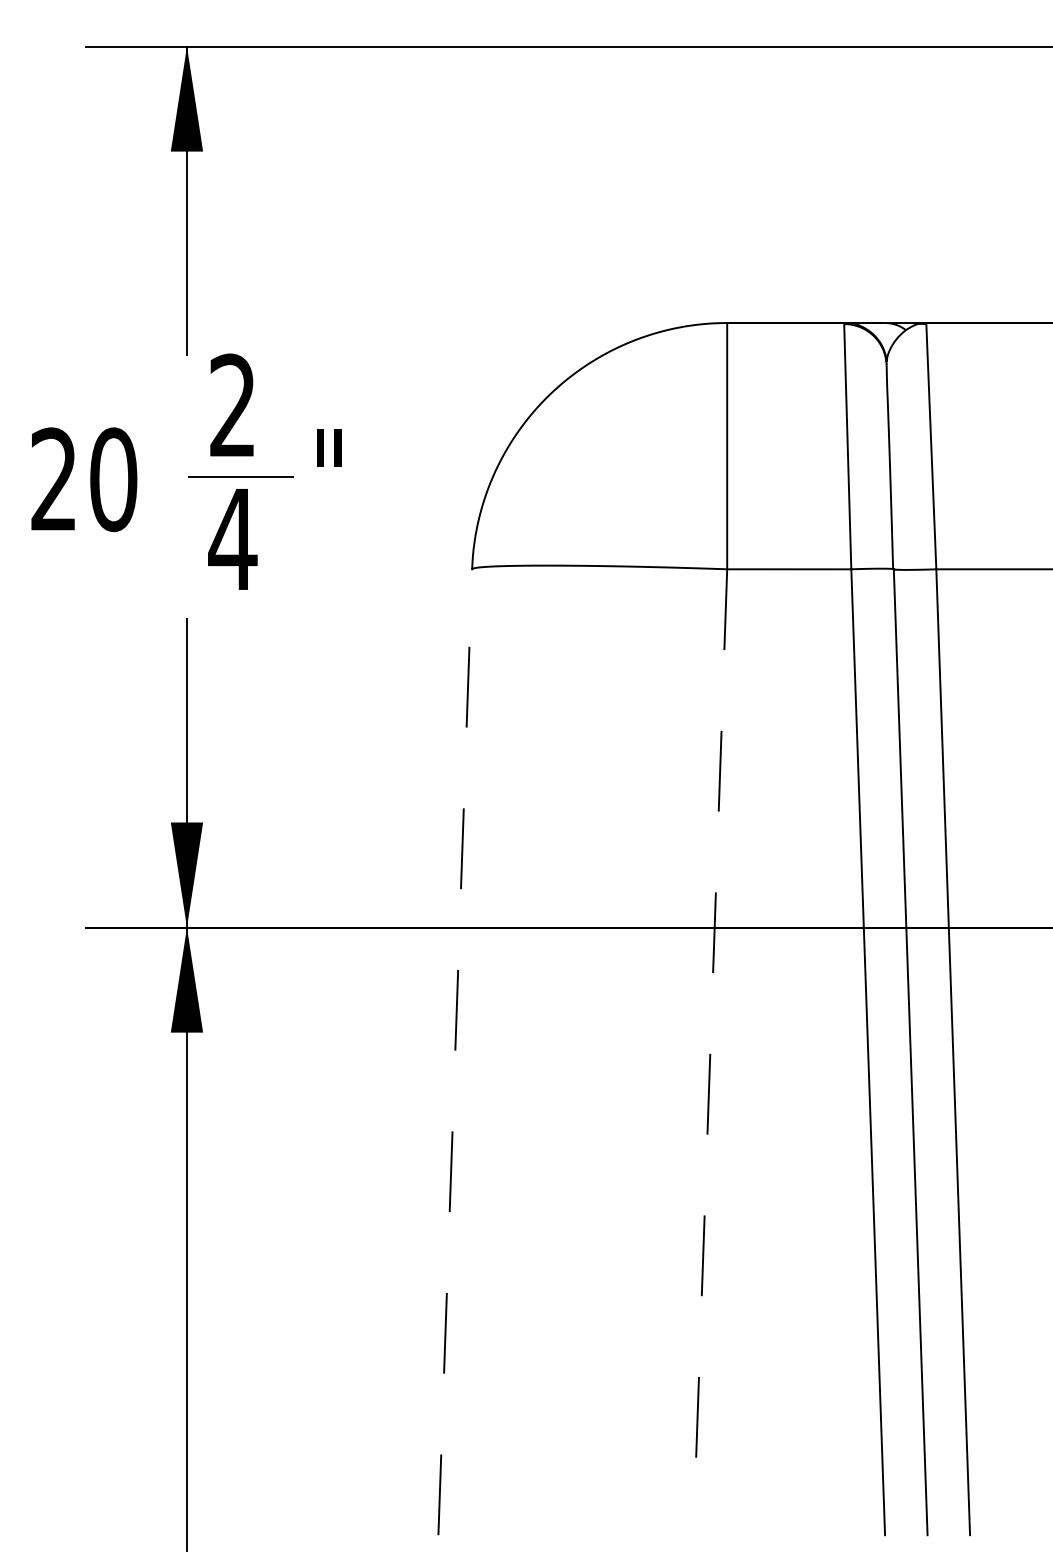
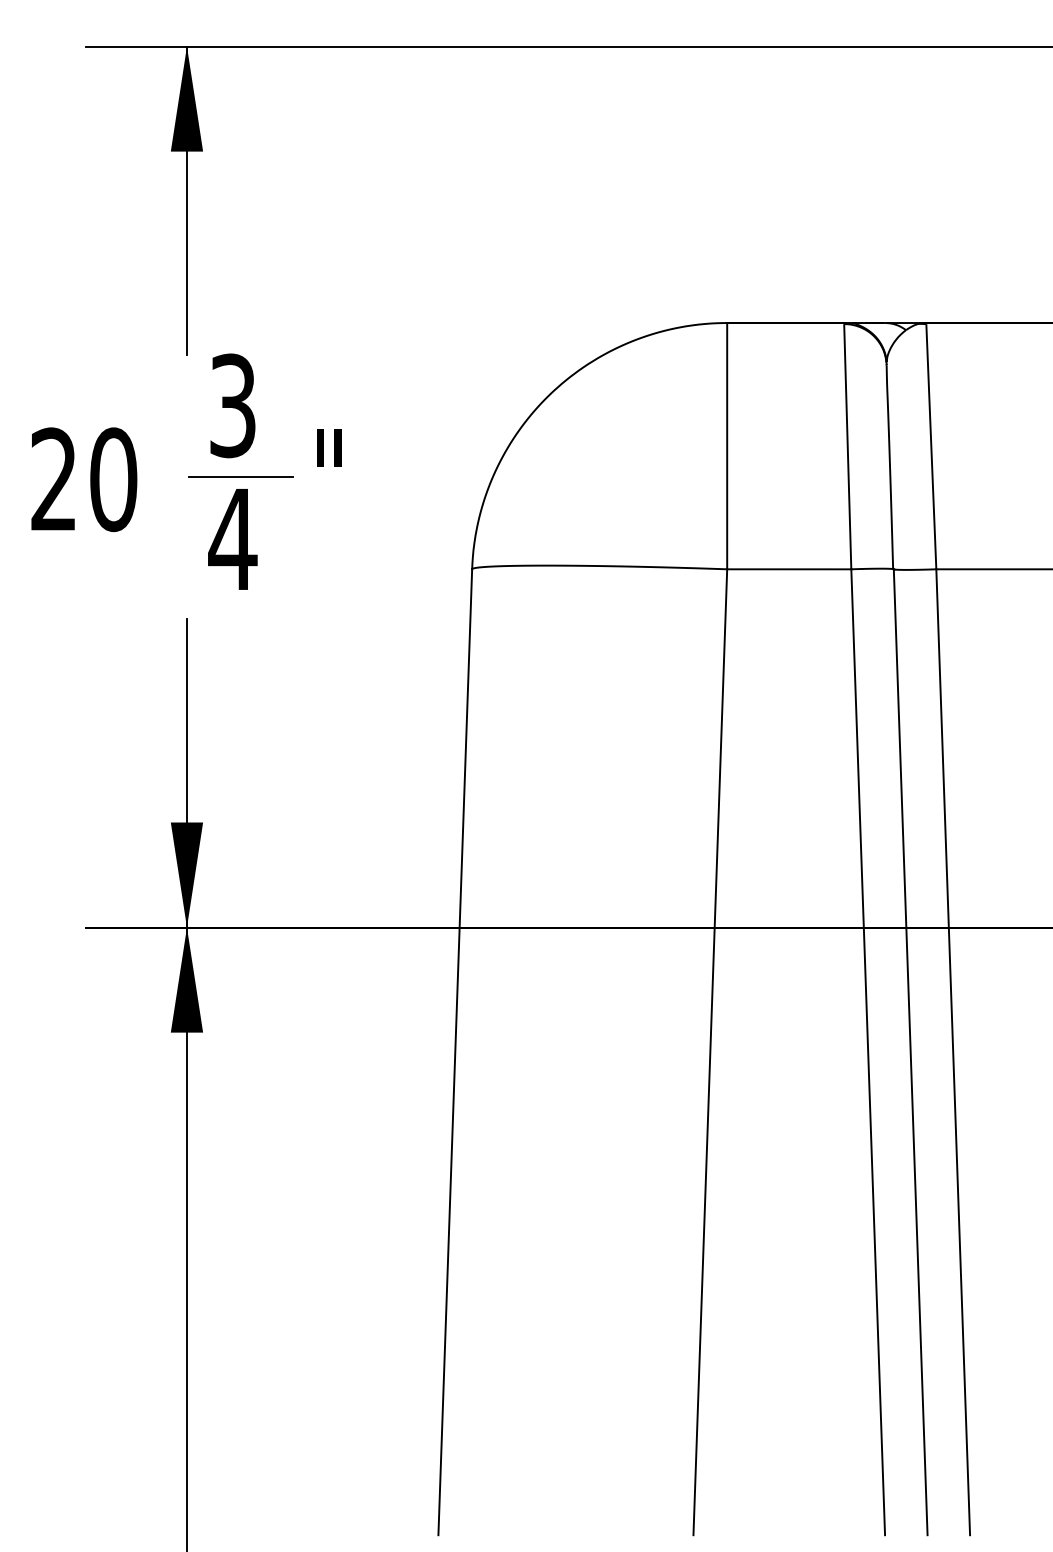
text: 2 -> 3 (232, 405)
line: dashed -> solid (455, 1051)
line: dashed -> solid (710, 1052)
